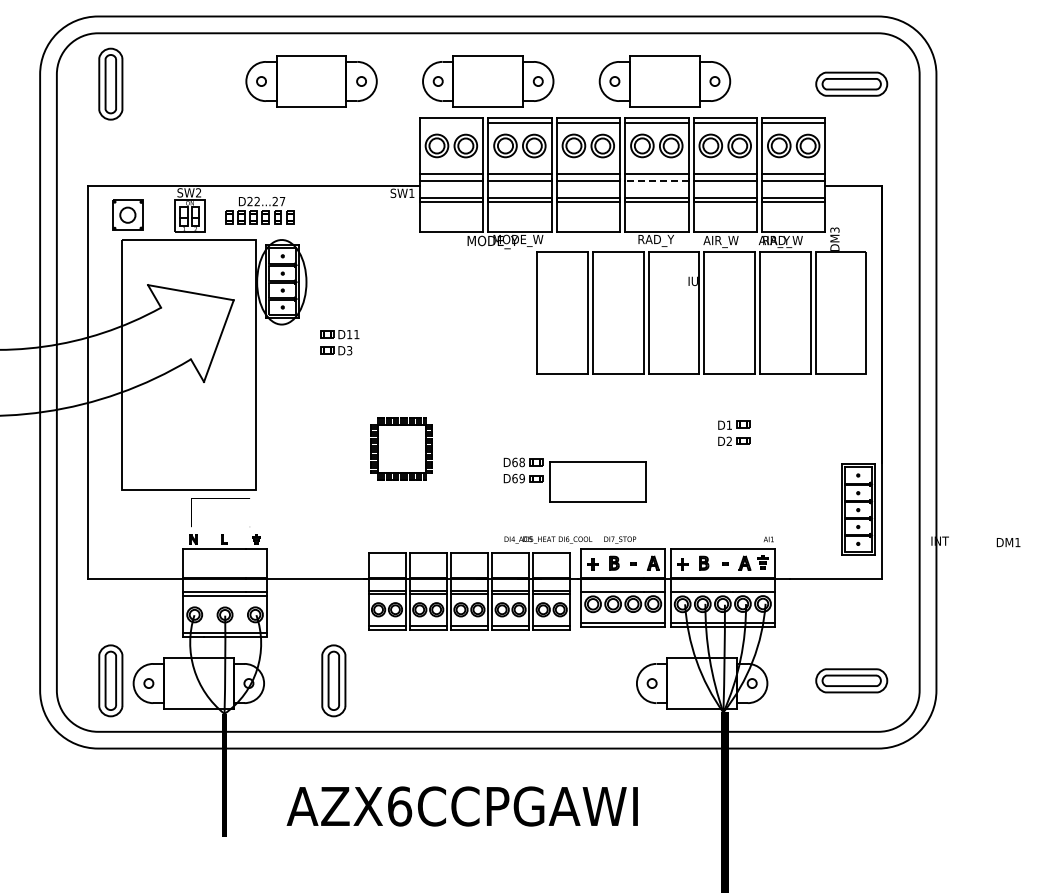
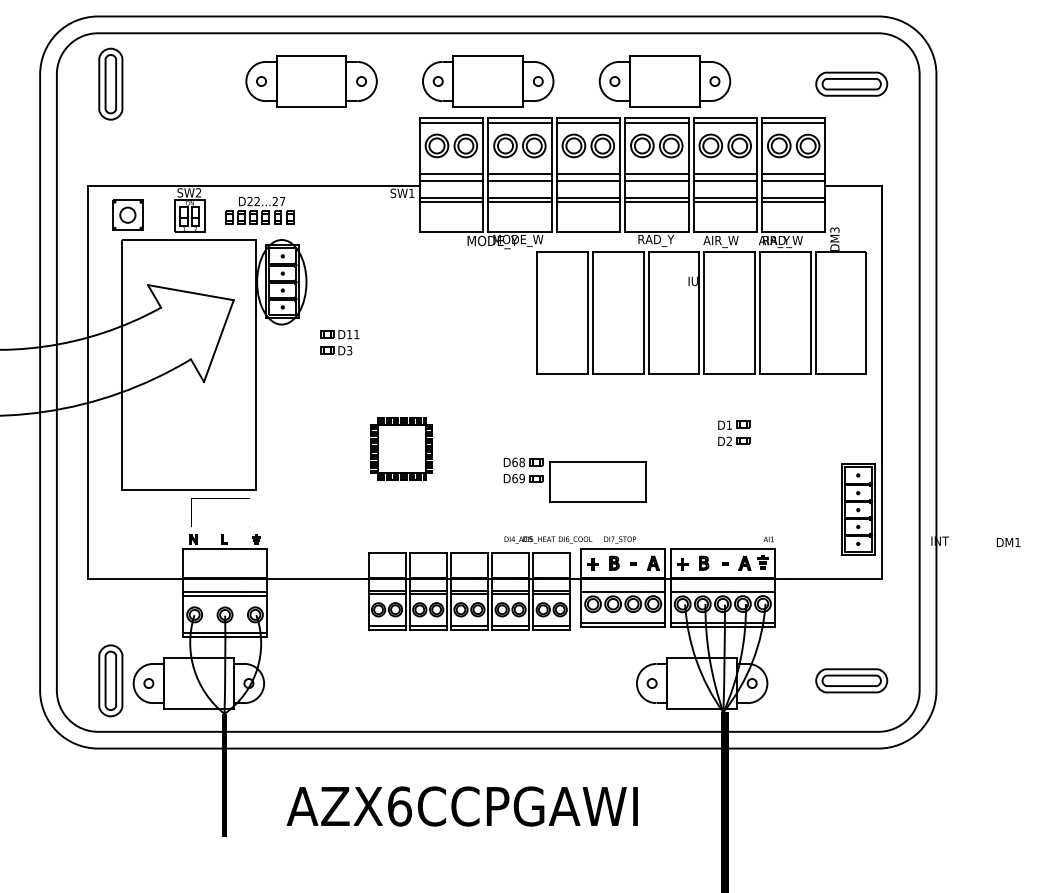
line: none -> present (451, 123)
line: dashed -> solid (656, 180)
part: present -> none (333, 680)
